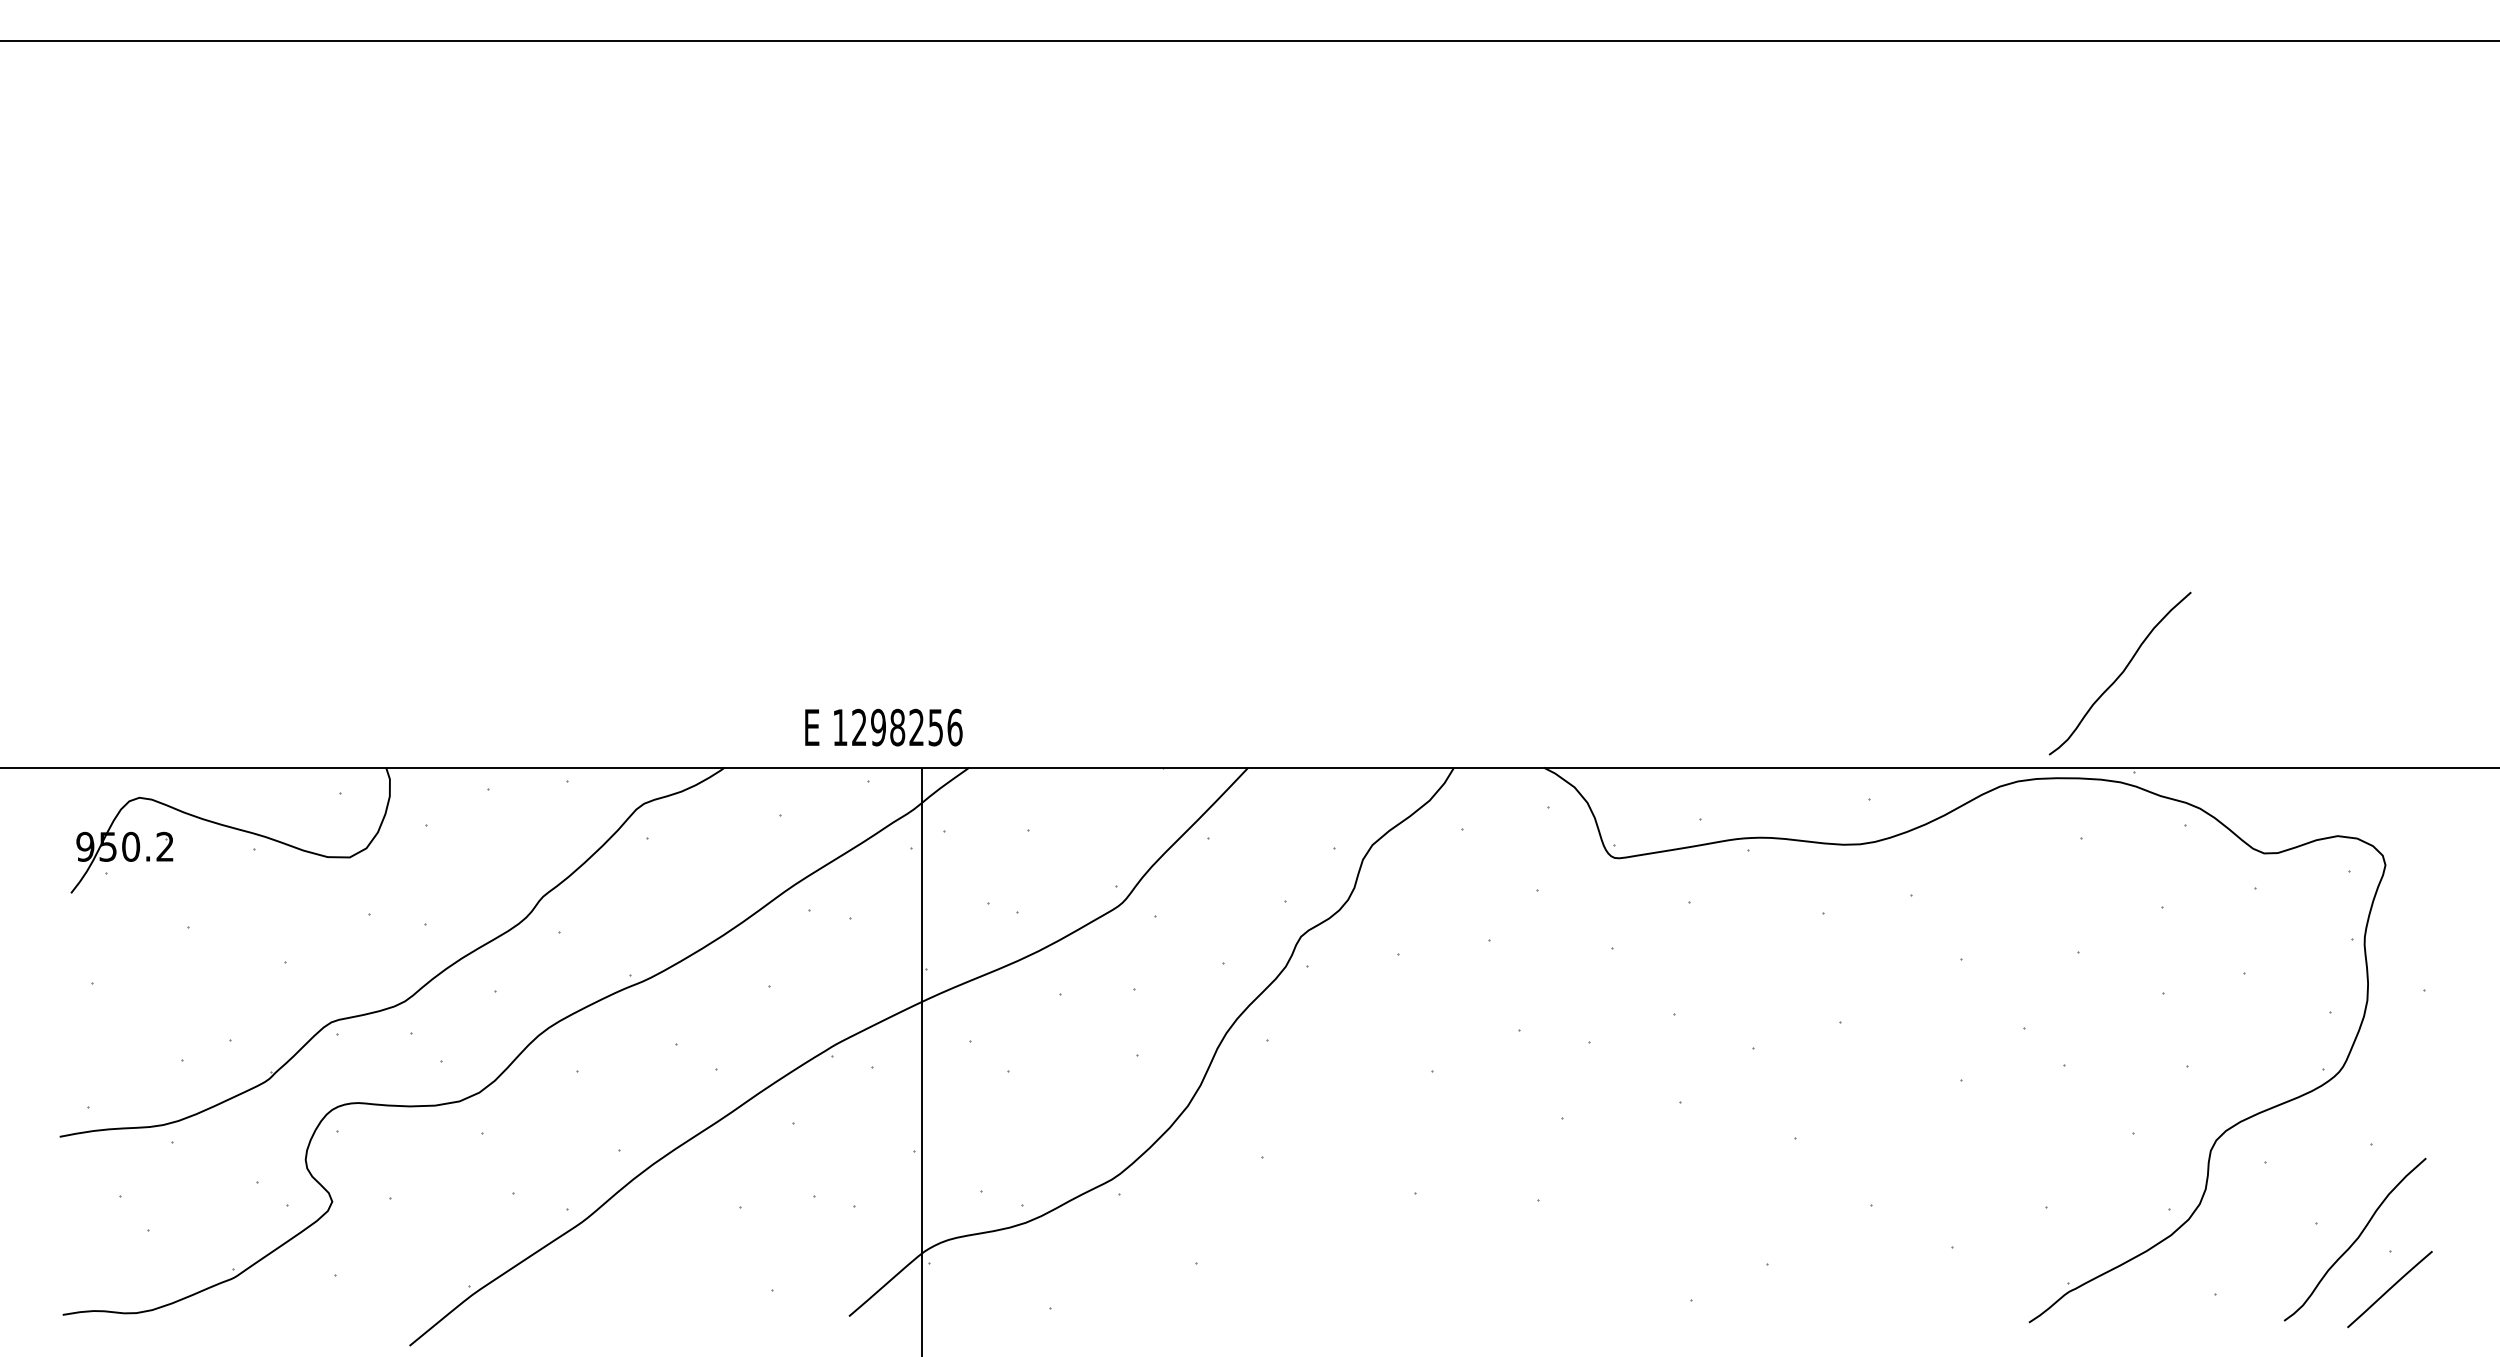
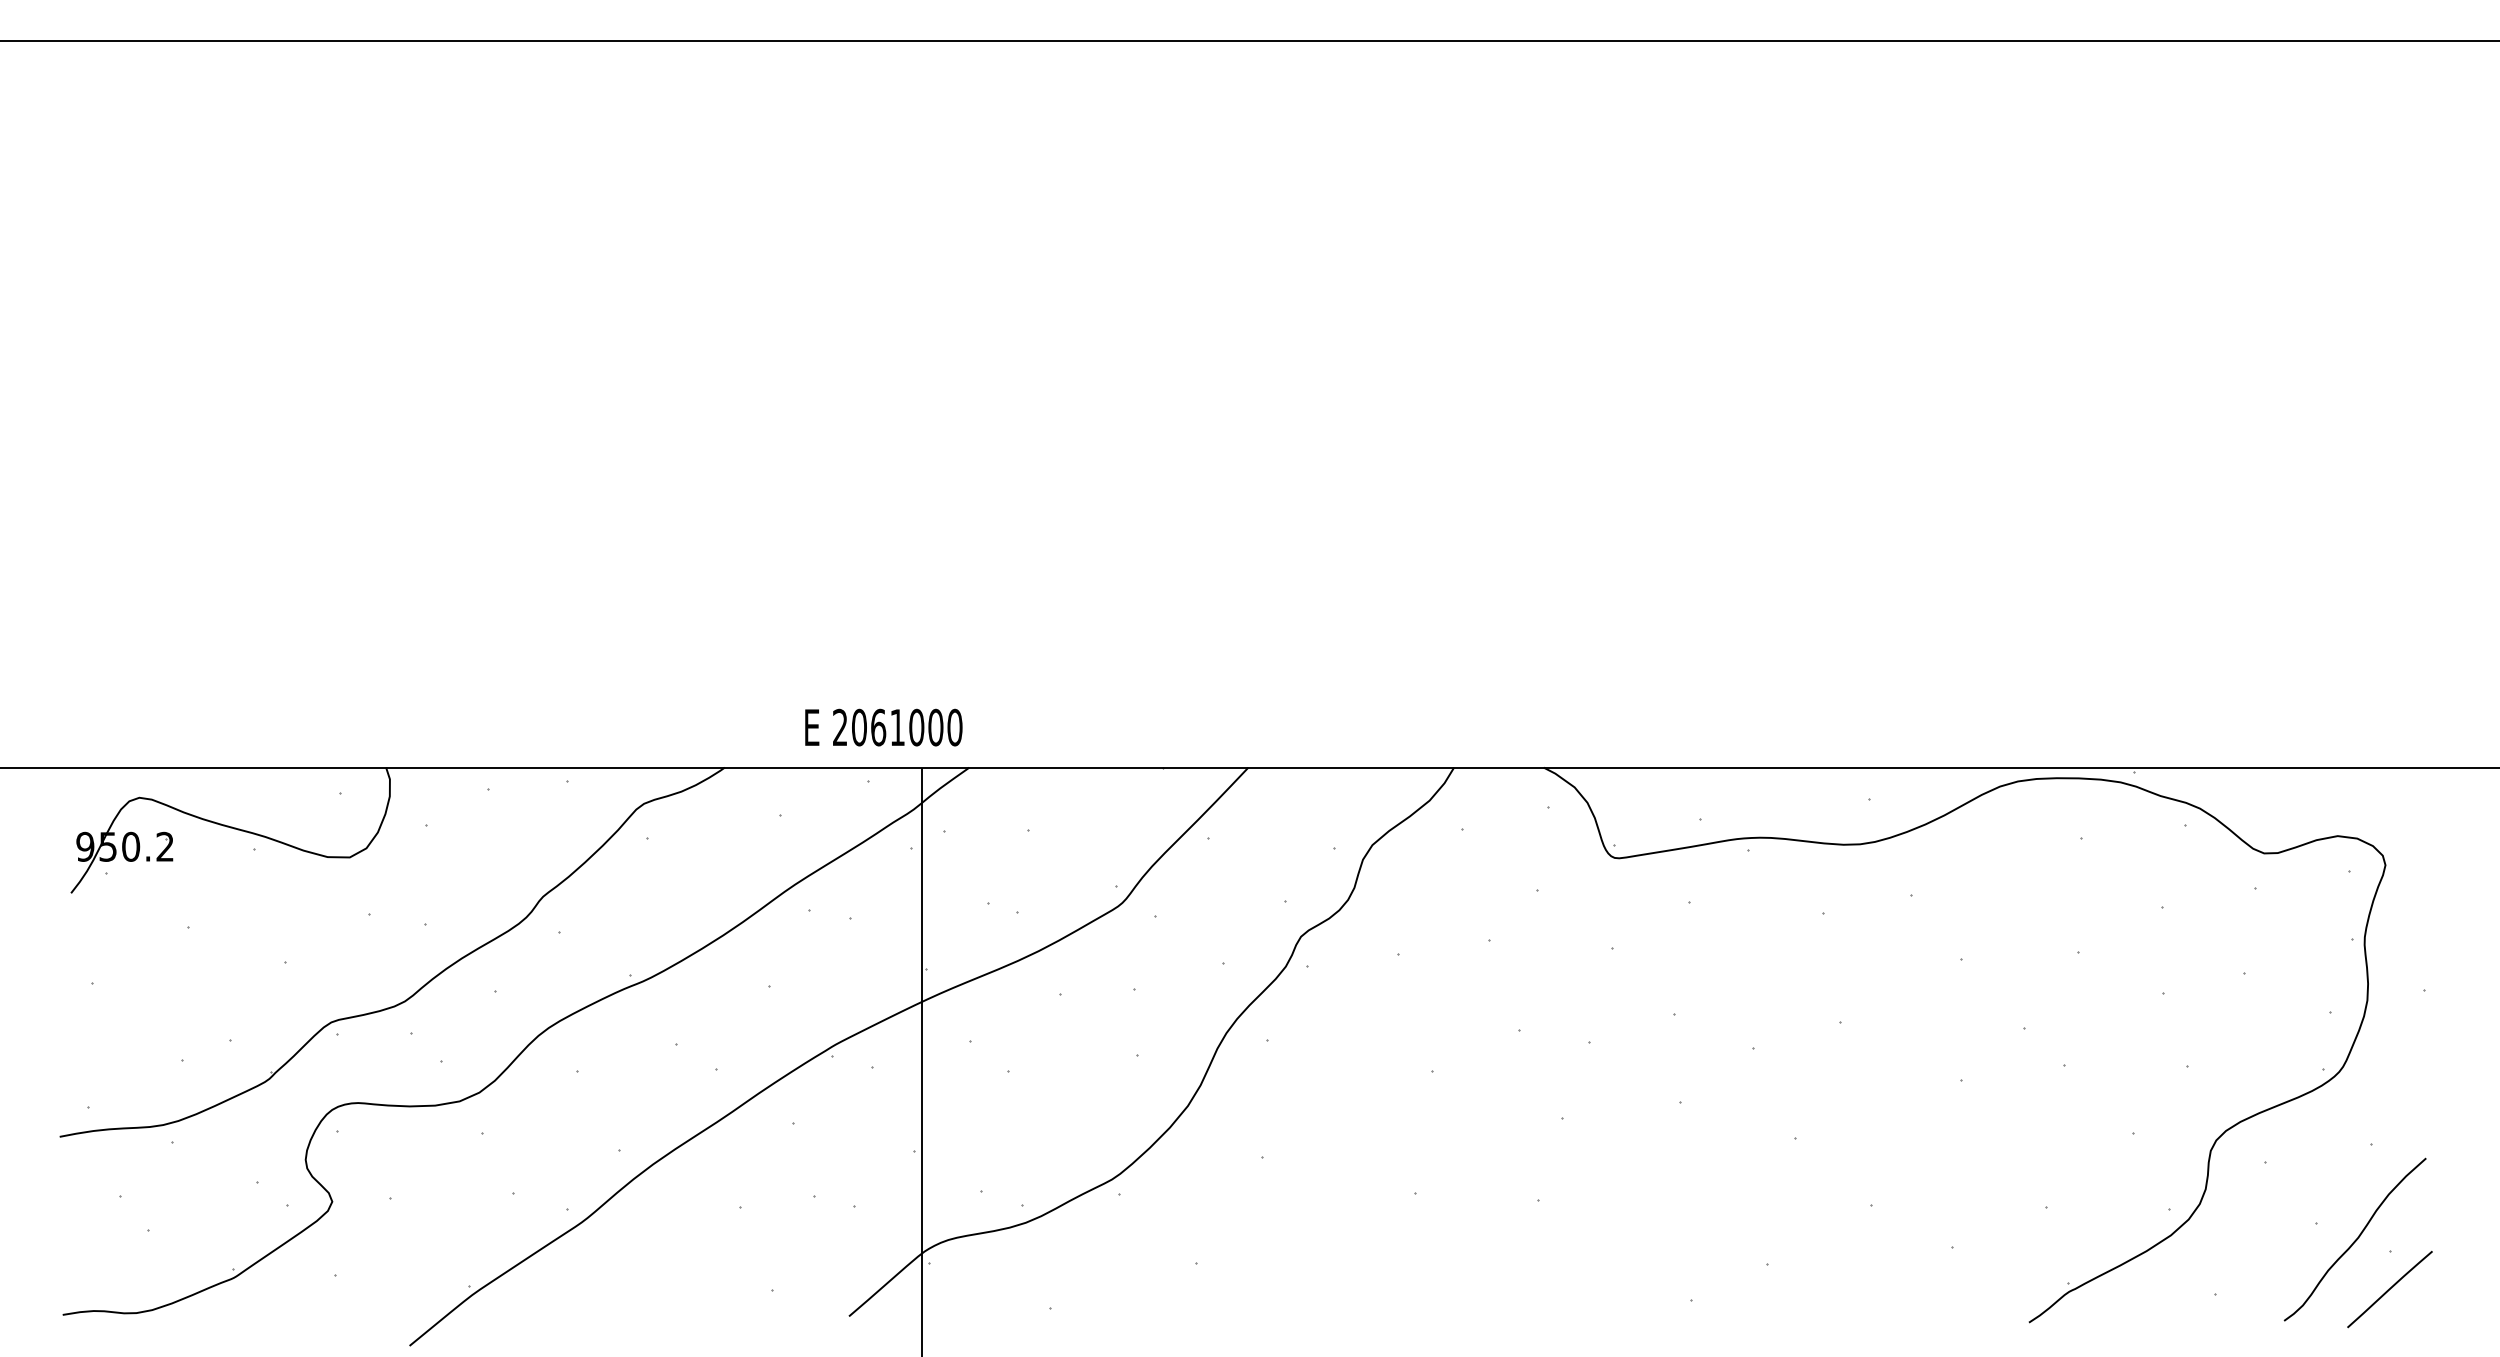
curve: present -> none (2120, 673)
text: 1298256 -> 2061000 (897, 727)
